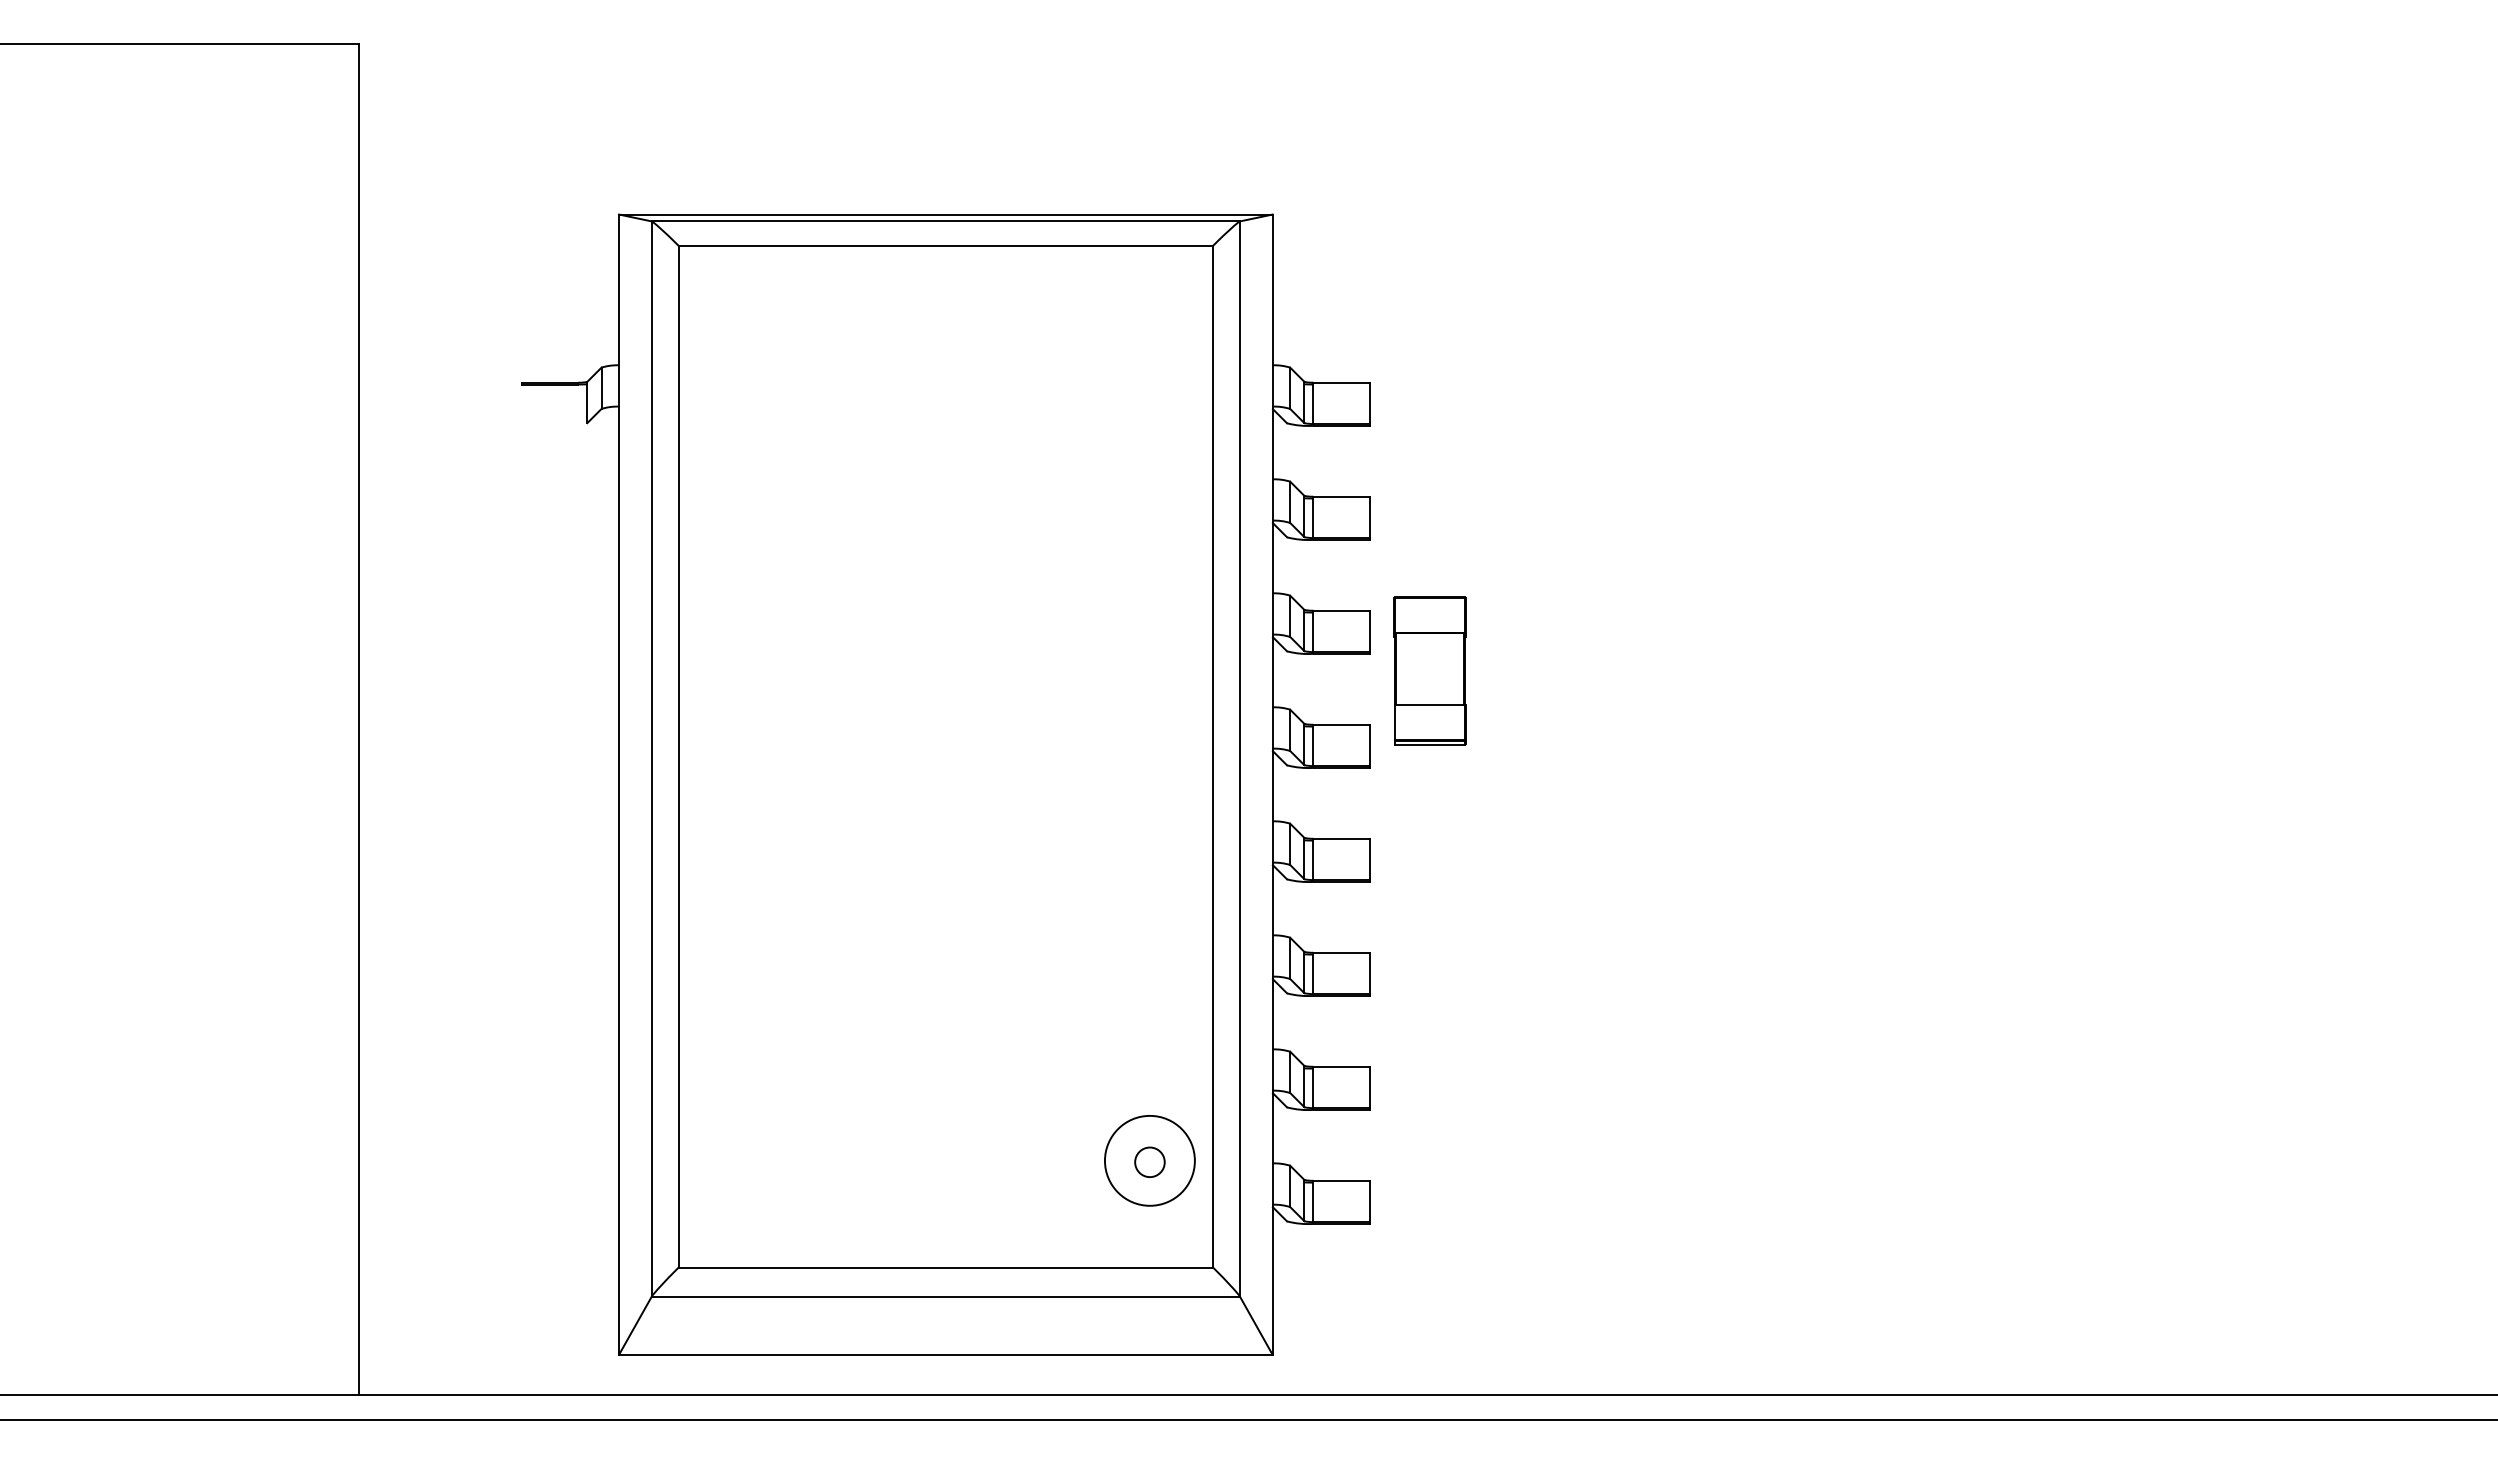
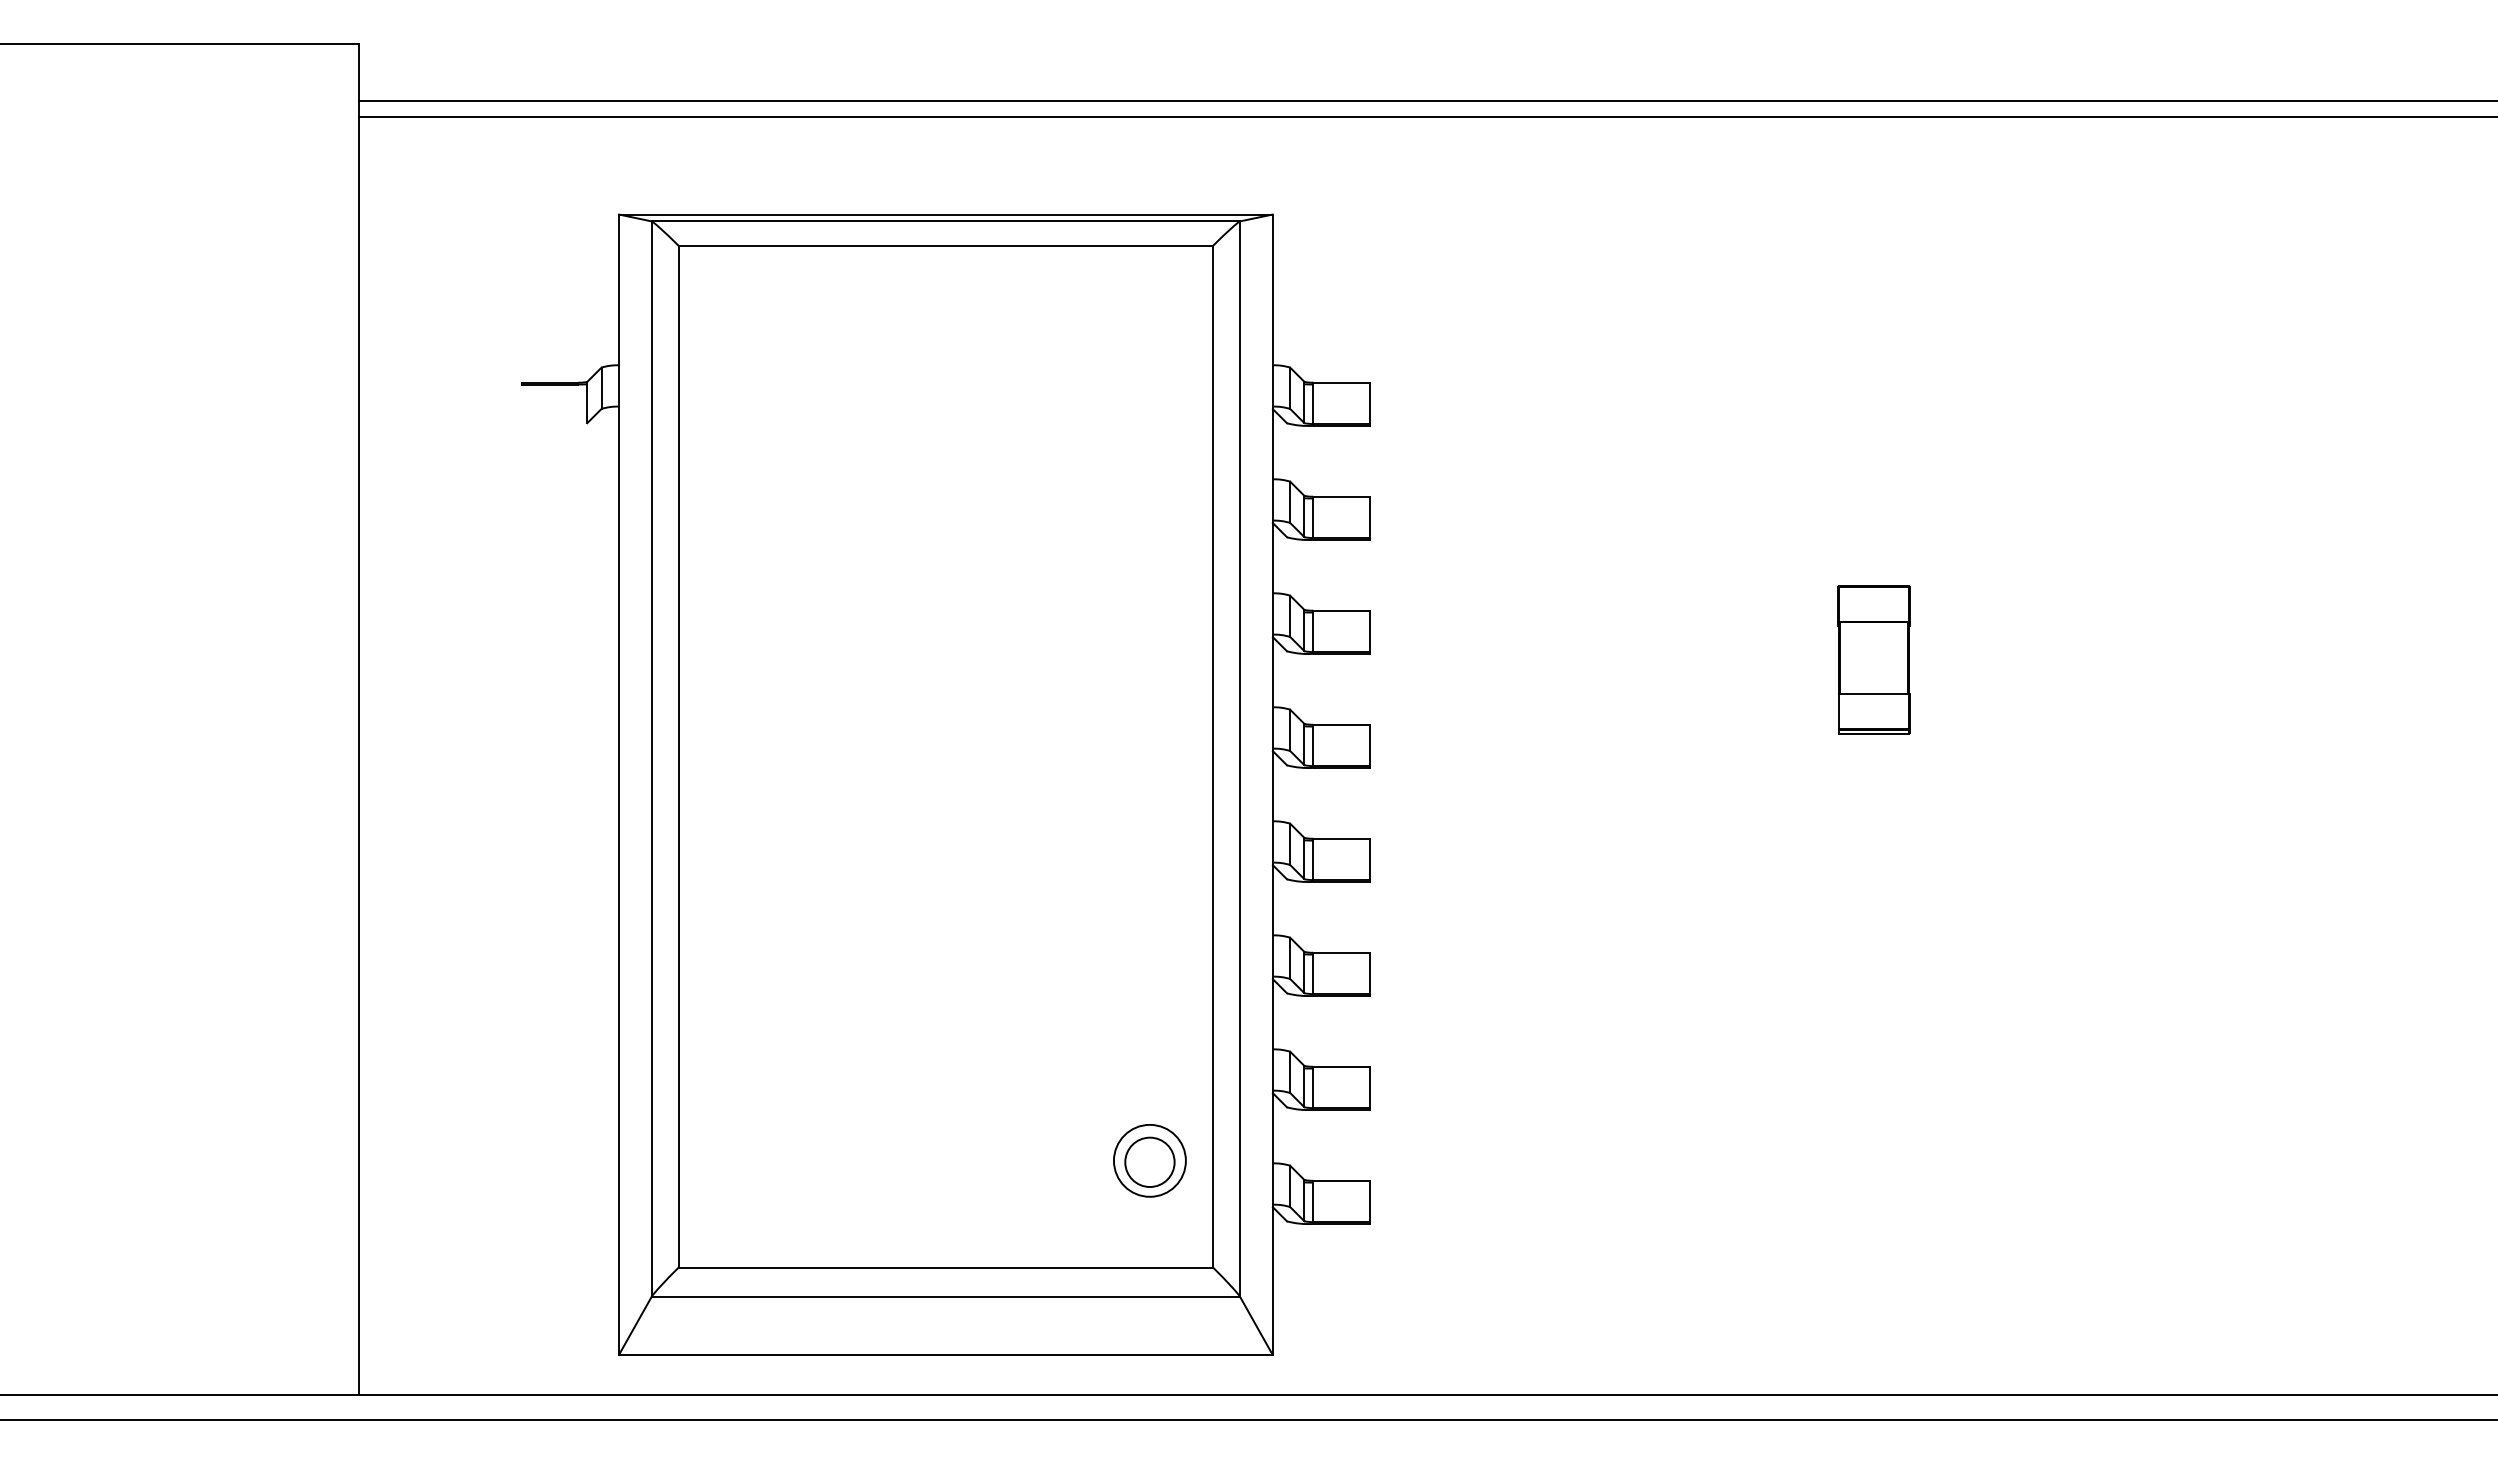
line: none -> present (1426, 100)
line: none -> present (1426, 116)
part position: (1429, 670) -> (1873, 659) (1873, 659)
circle diameter: 90 px -> 72 px (1149, 1160)
circle diameter: 30 px -> 49 px (1149, 1162)
